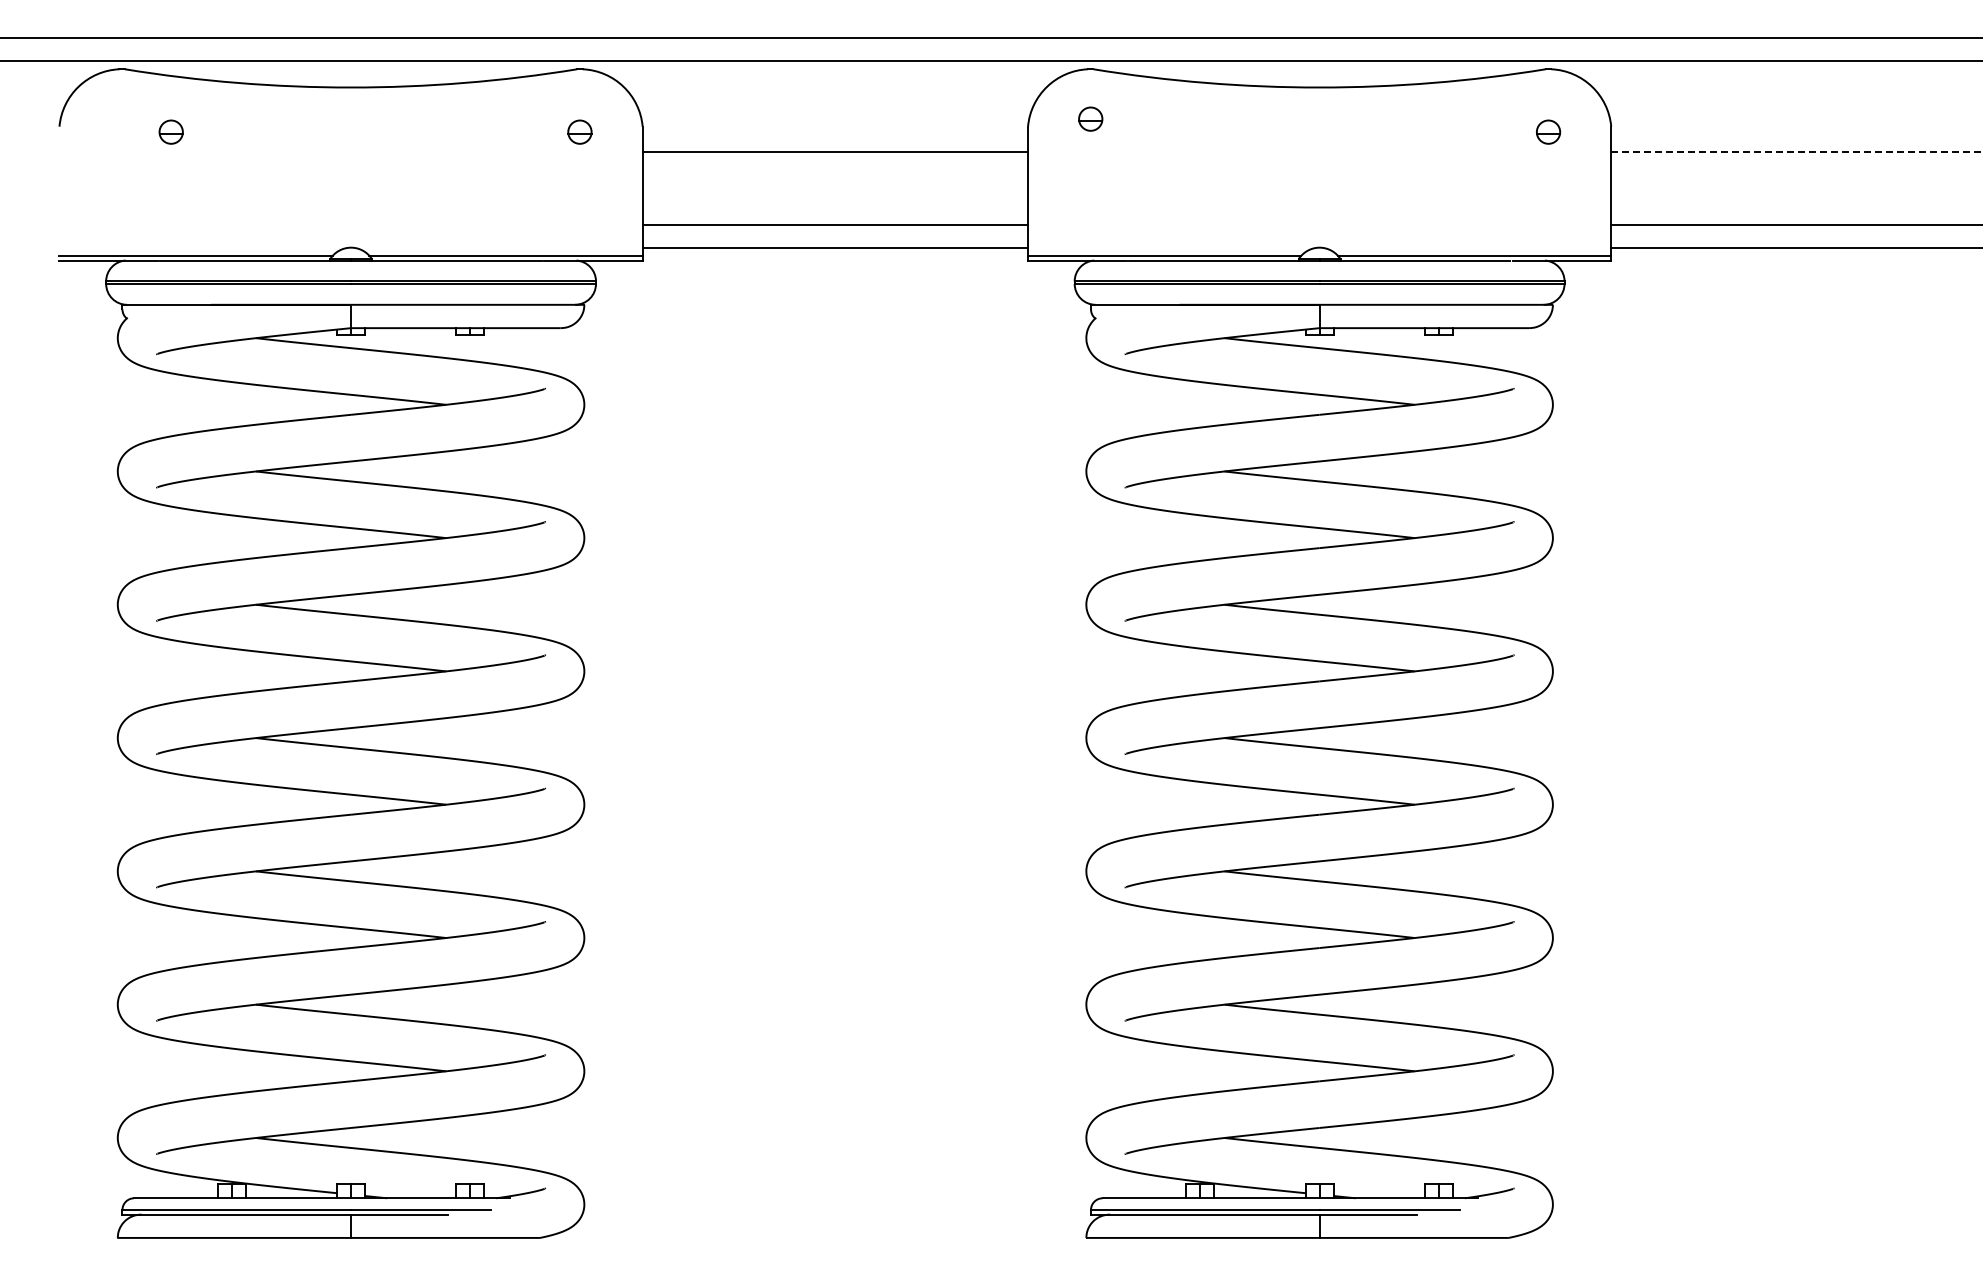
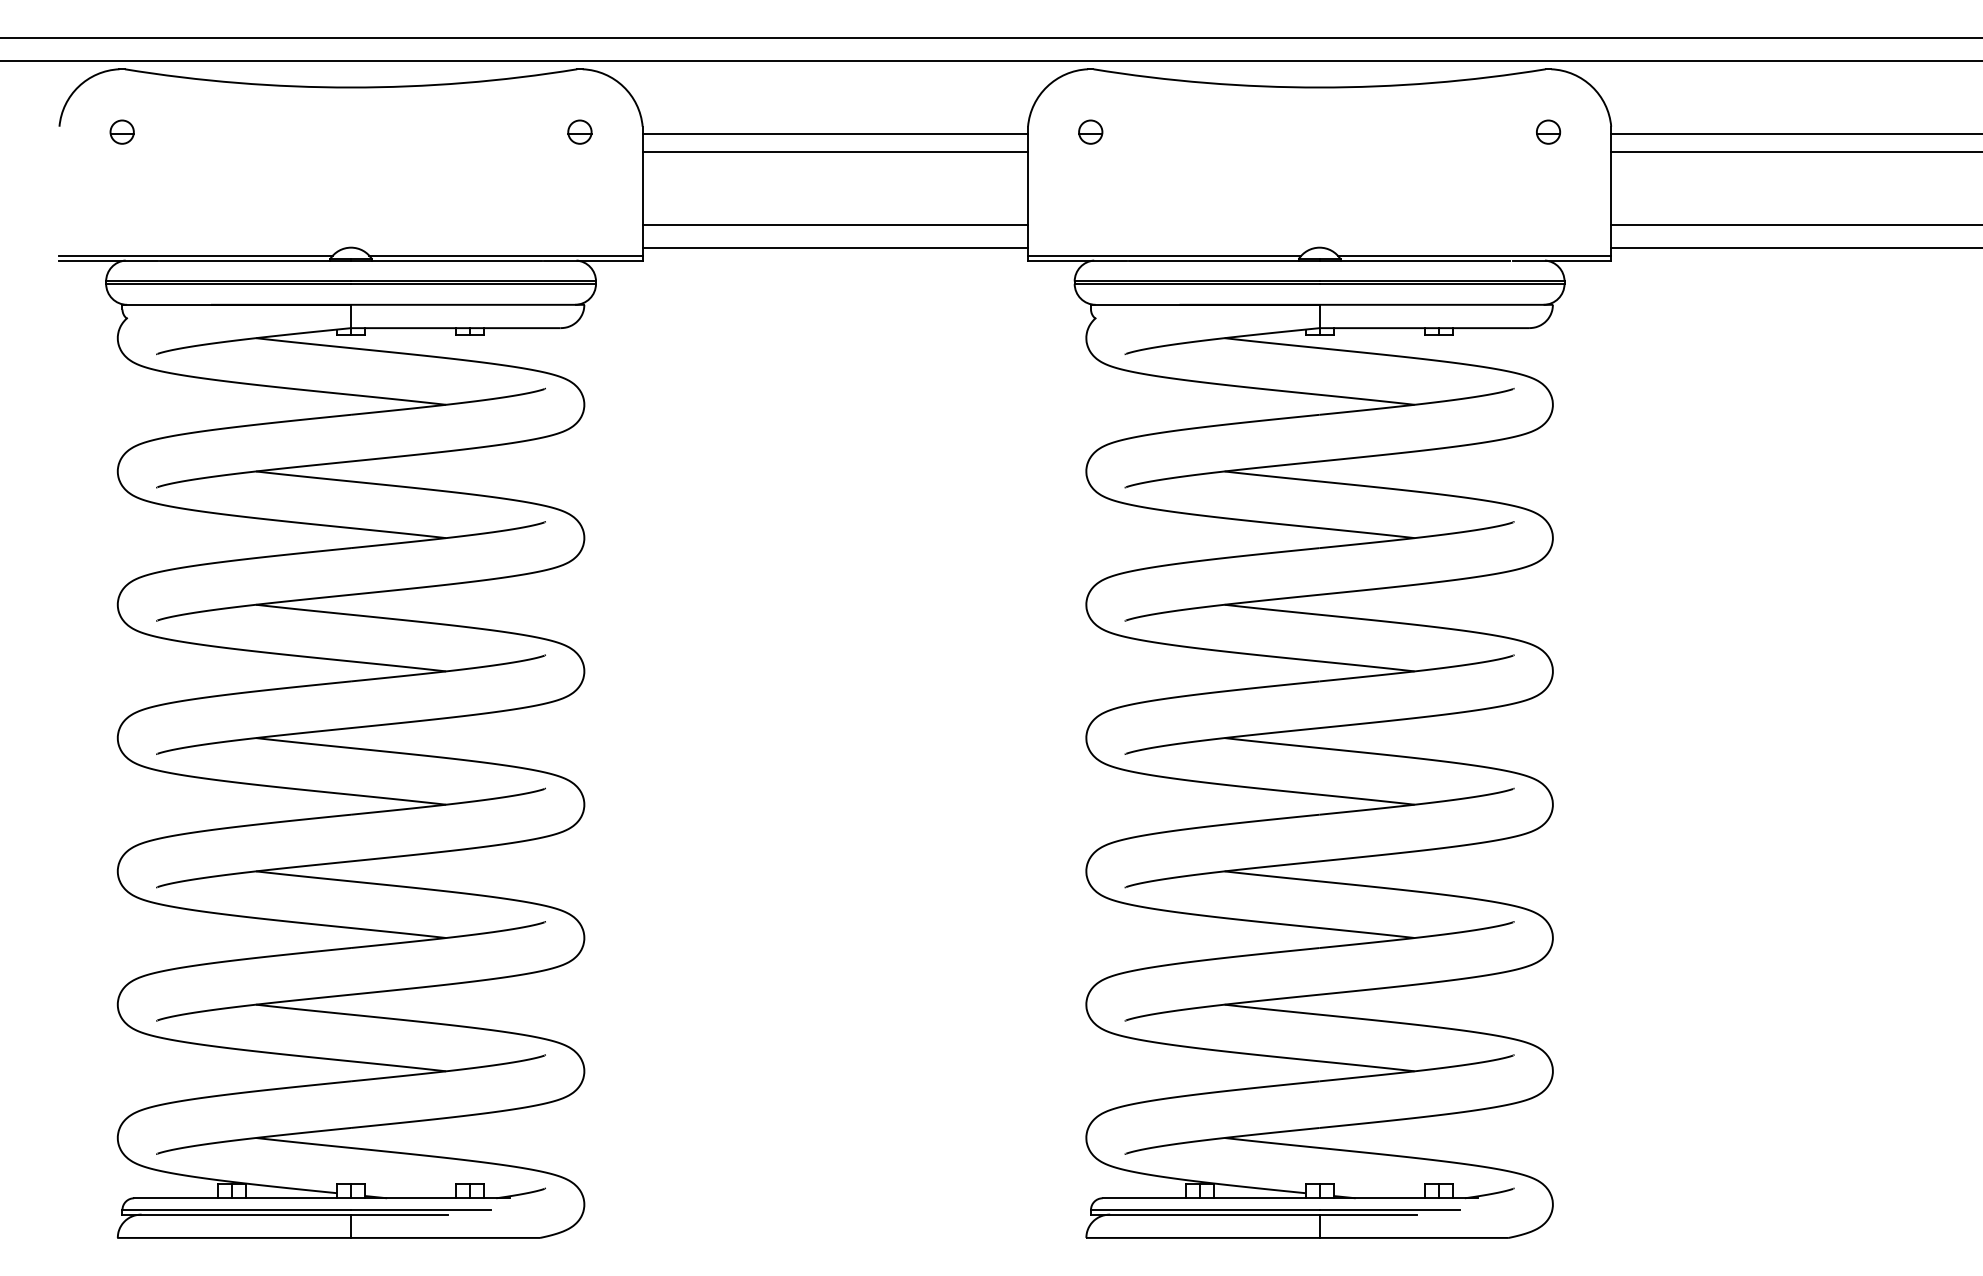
part position: (1090, 118) -> (1090, 131) (1090, 131)
part position: (170, 131) -> (121, 131) (121, 131)
line: none -> present (835, 133)
line: none -> present (1795, 133)
line: dashed -> solid (1797, 152)
